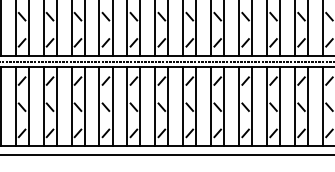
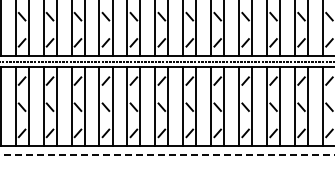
line: solid -> dashed (167, 154)
